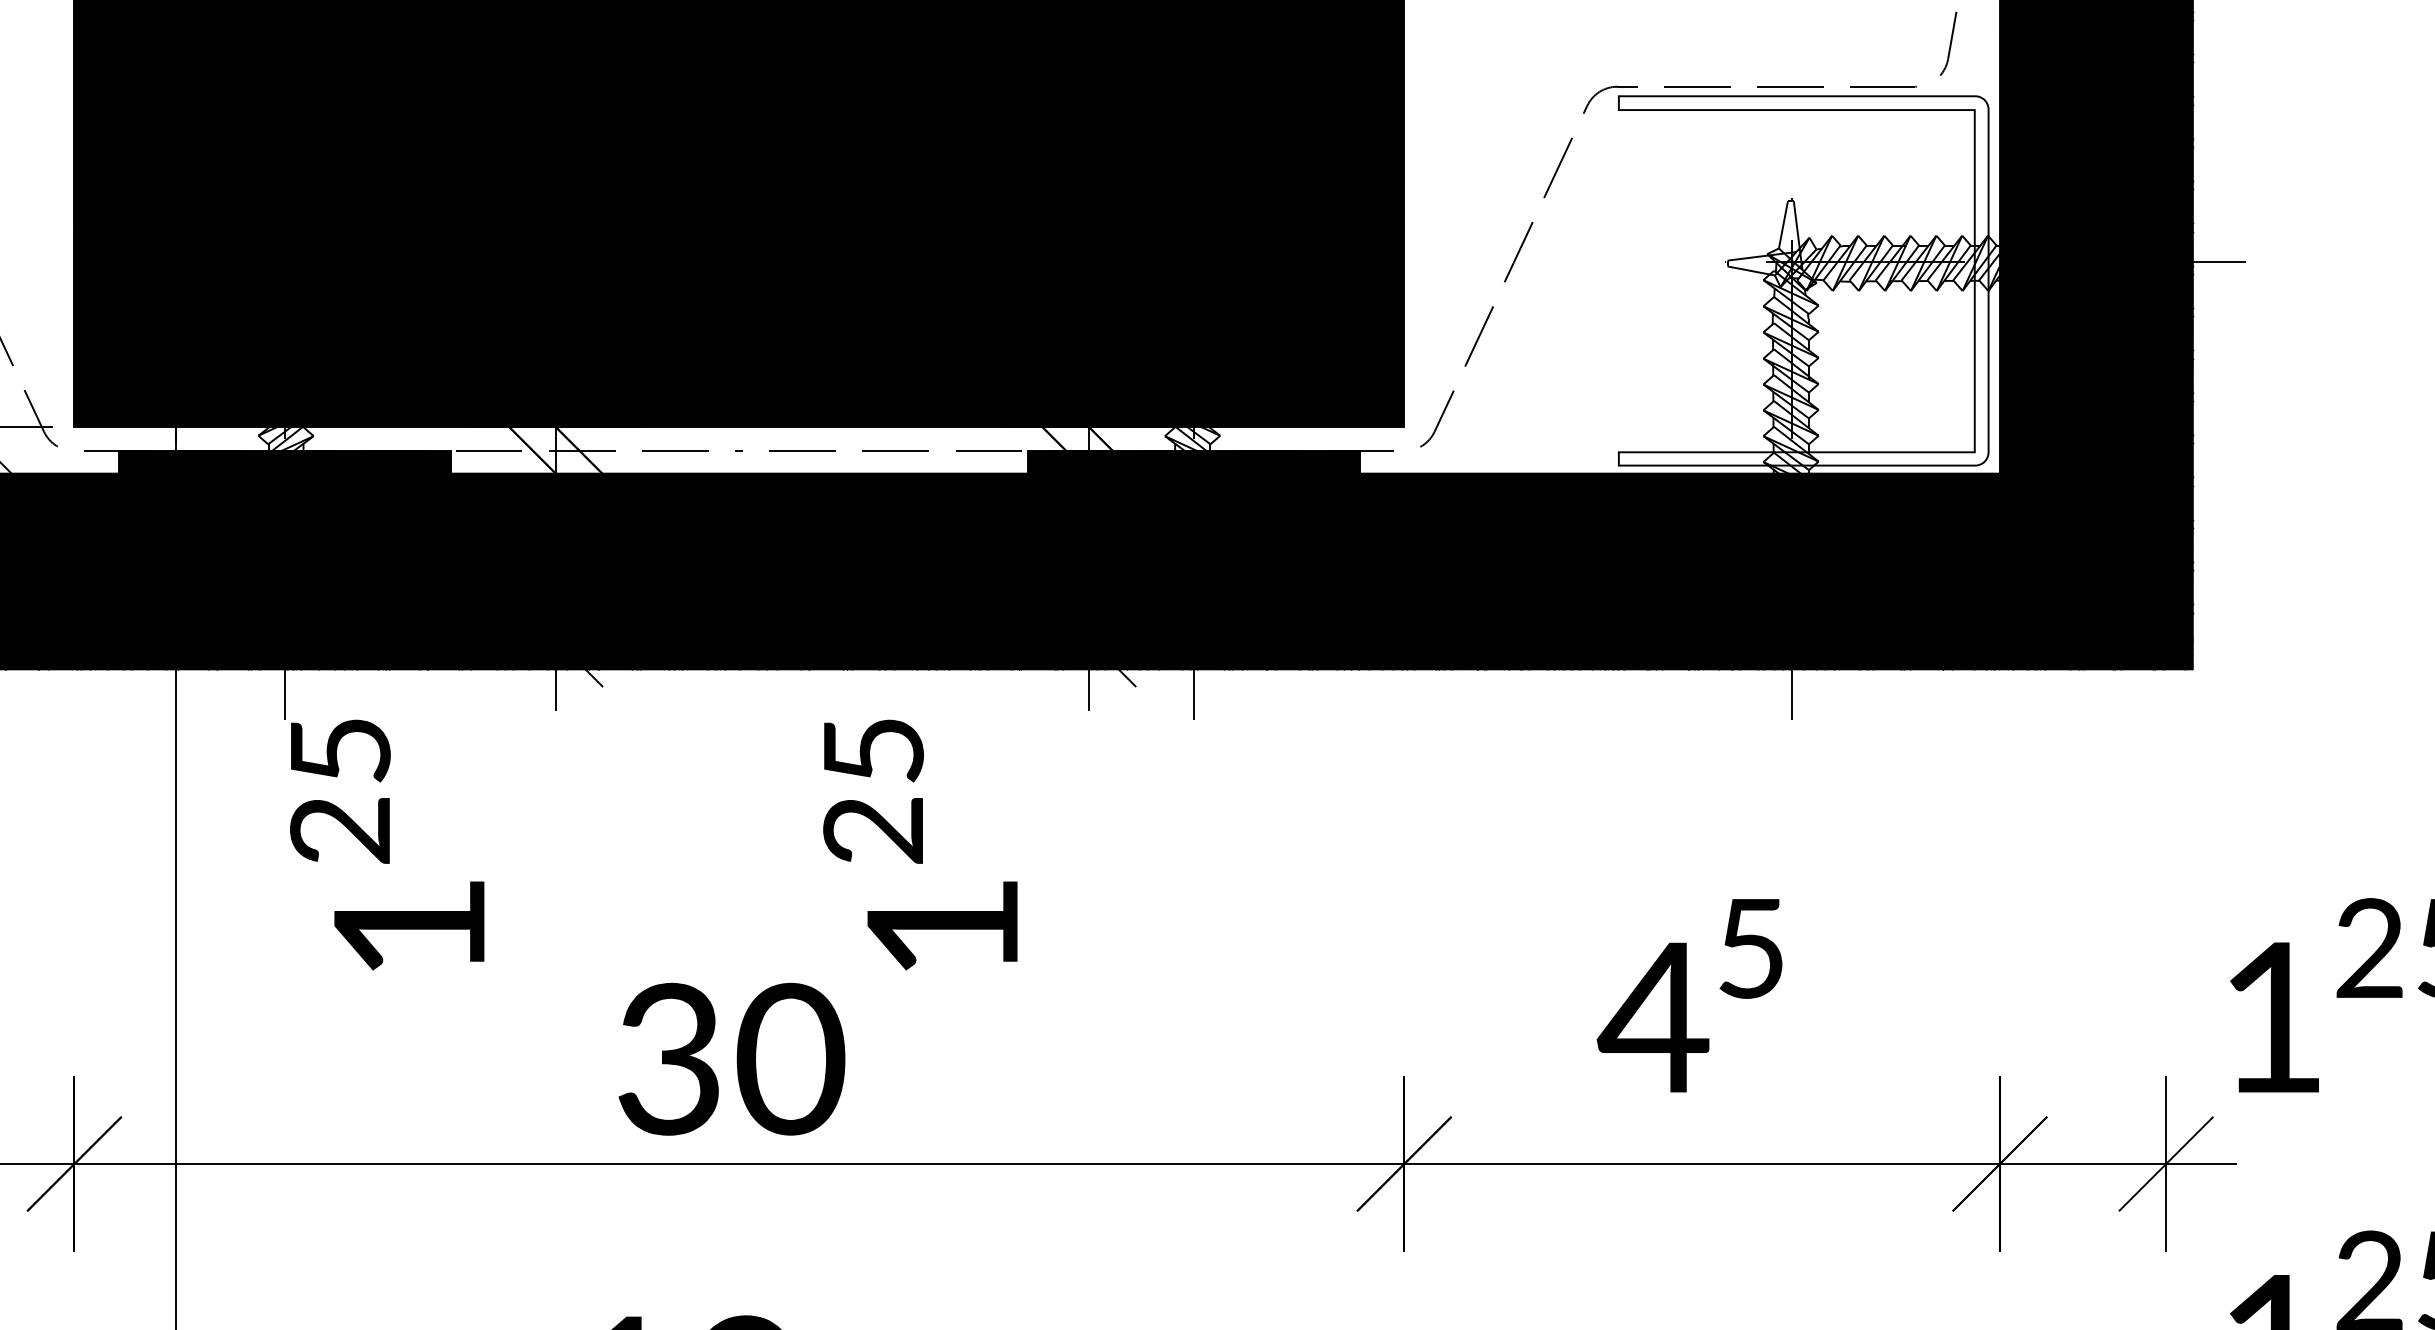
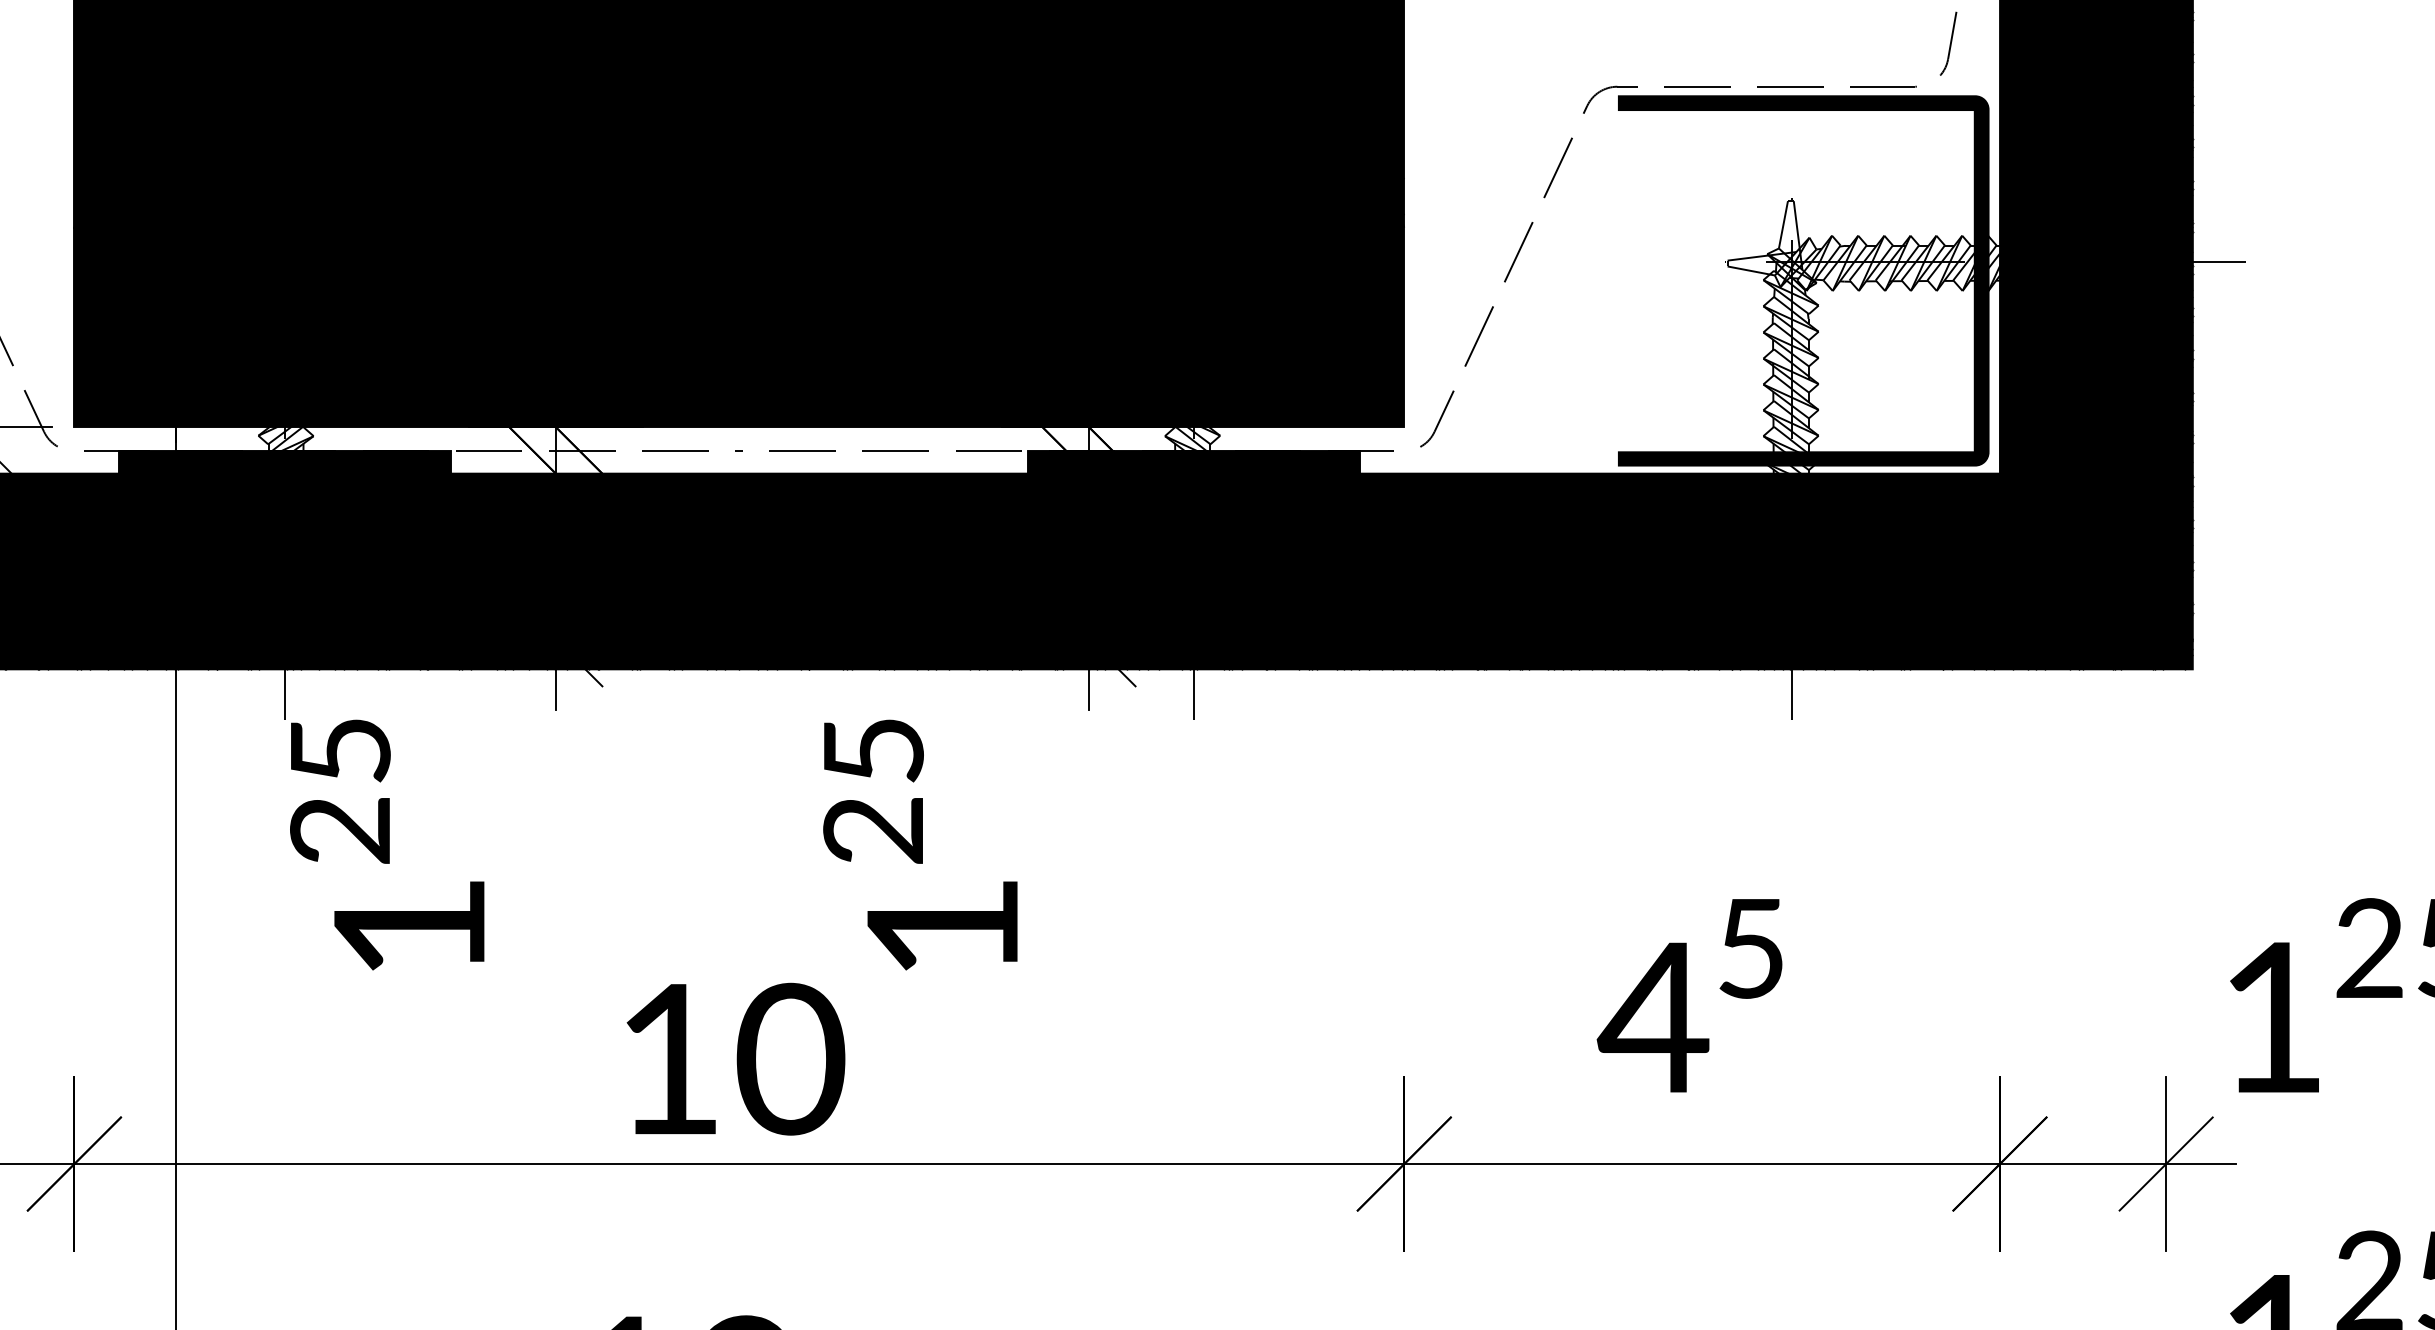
fill: none -> present (1803, 280)
text: 30 -> 10 (668, 1058)
